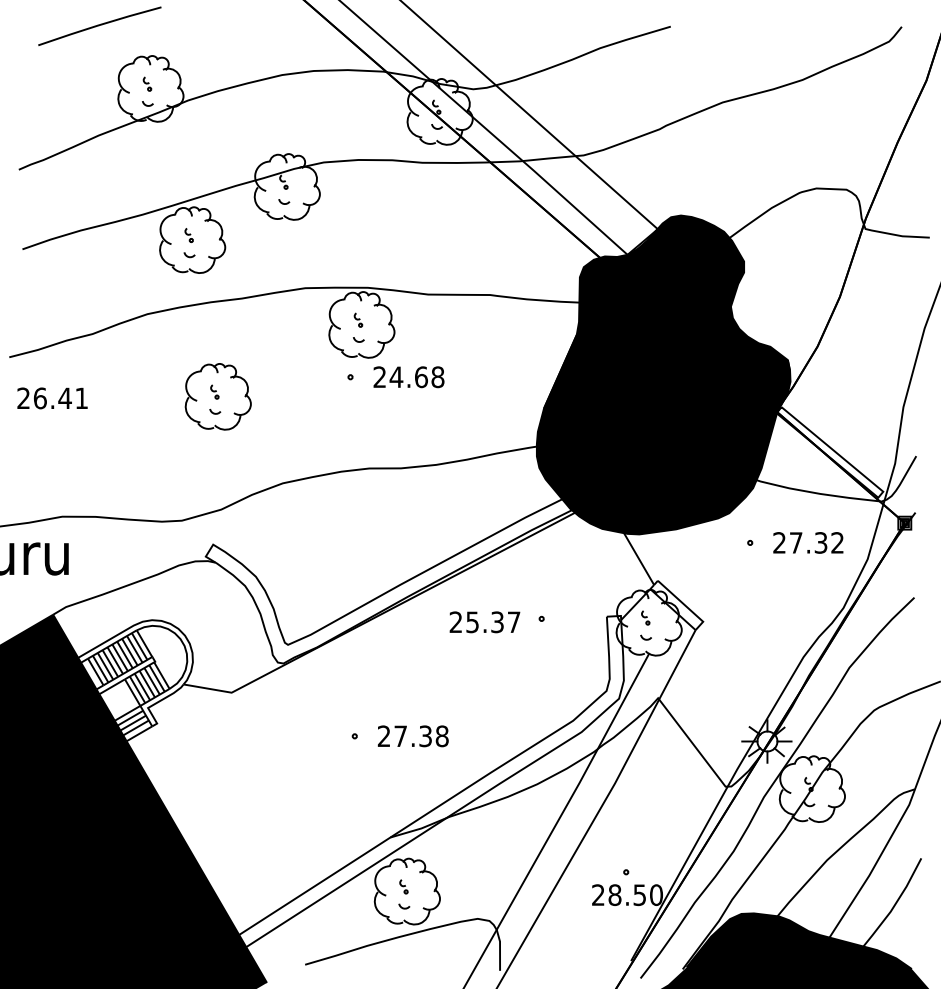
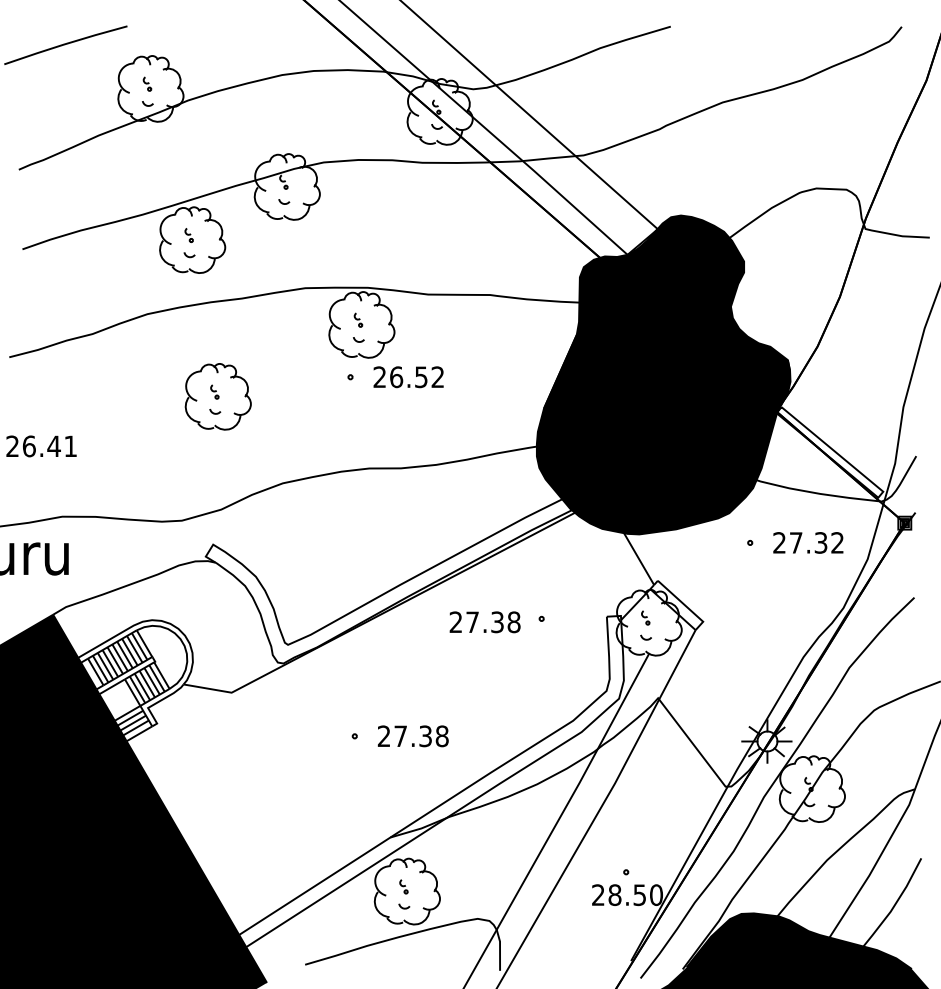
line position: (99, 25) -> (65, 44) (65, 44)
text: 24.68 -> 26.52 (416, 377)
text position: (52, 398) -> (41, 446) (41, 446)
text: 25.37 -> 27.38 (493, 622)
